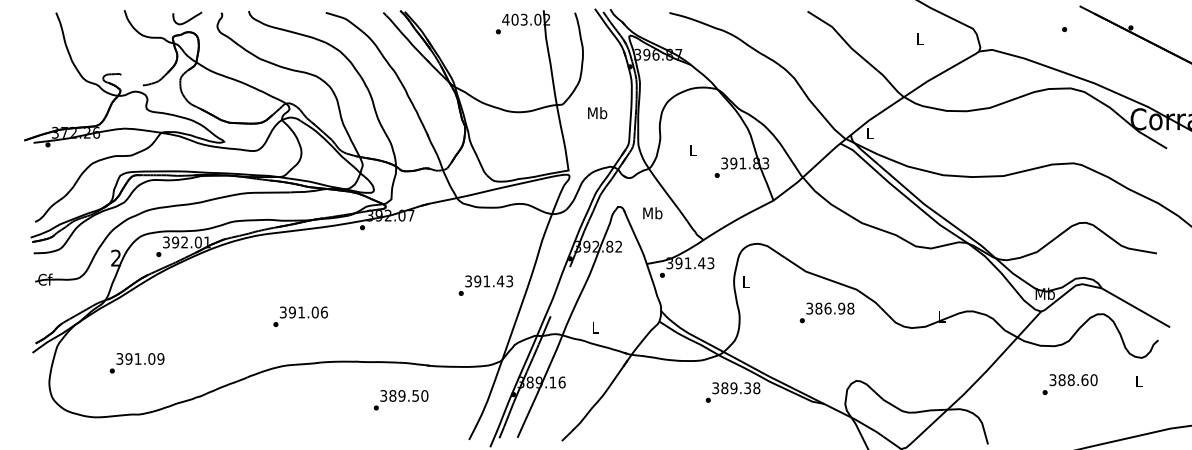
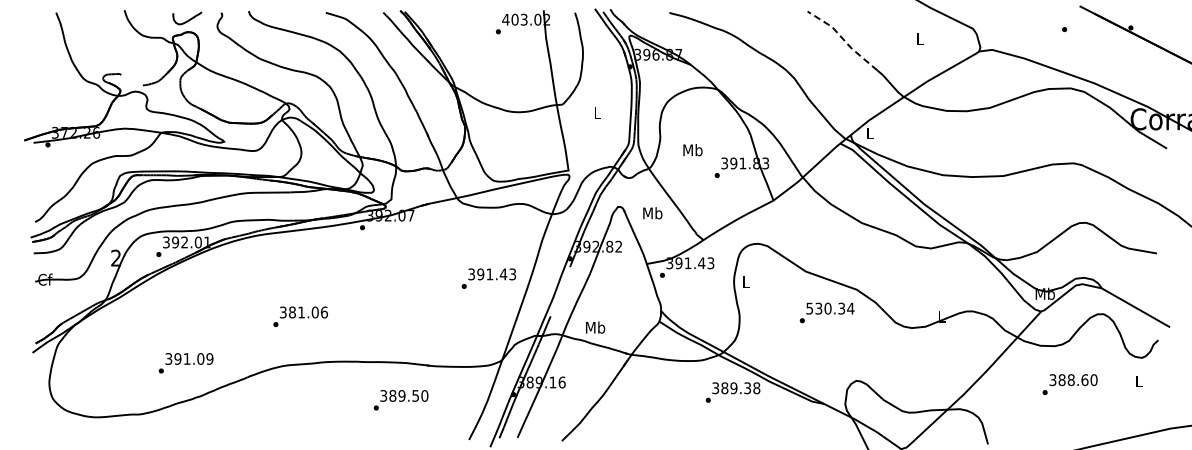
line: solid -> dashed (843, 39)
text: Mb -> L (597, 113)
text: L -> Mb (692, 150)
text position: (485, 285) -> (488, 278) (488, 278)
text: 386.98 -> 530.34 (830, 308)
text: 391.06 -> 381.06 (291, 312)
text: L -> Mb (595, 327)
text position: (136, 363) -> (185, 363) (185, 363)
